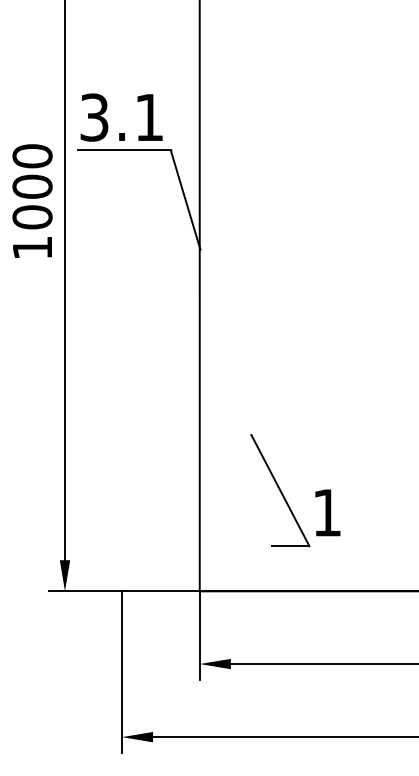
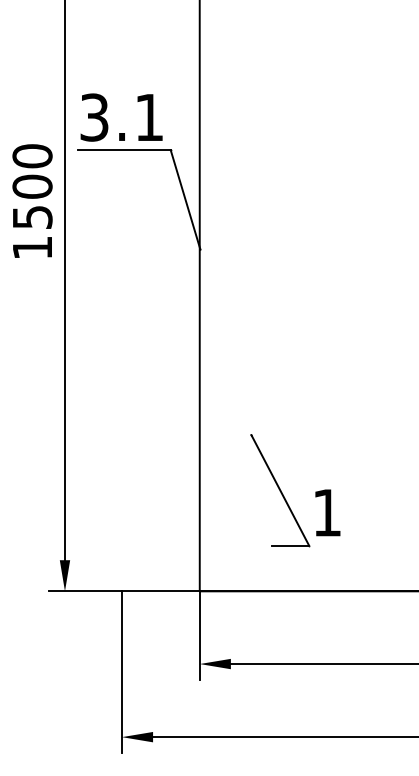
text: 1000 -> 1500 (32, 217)
